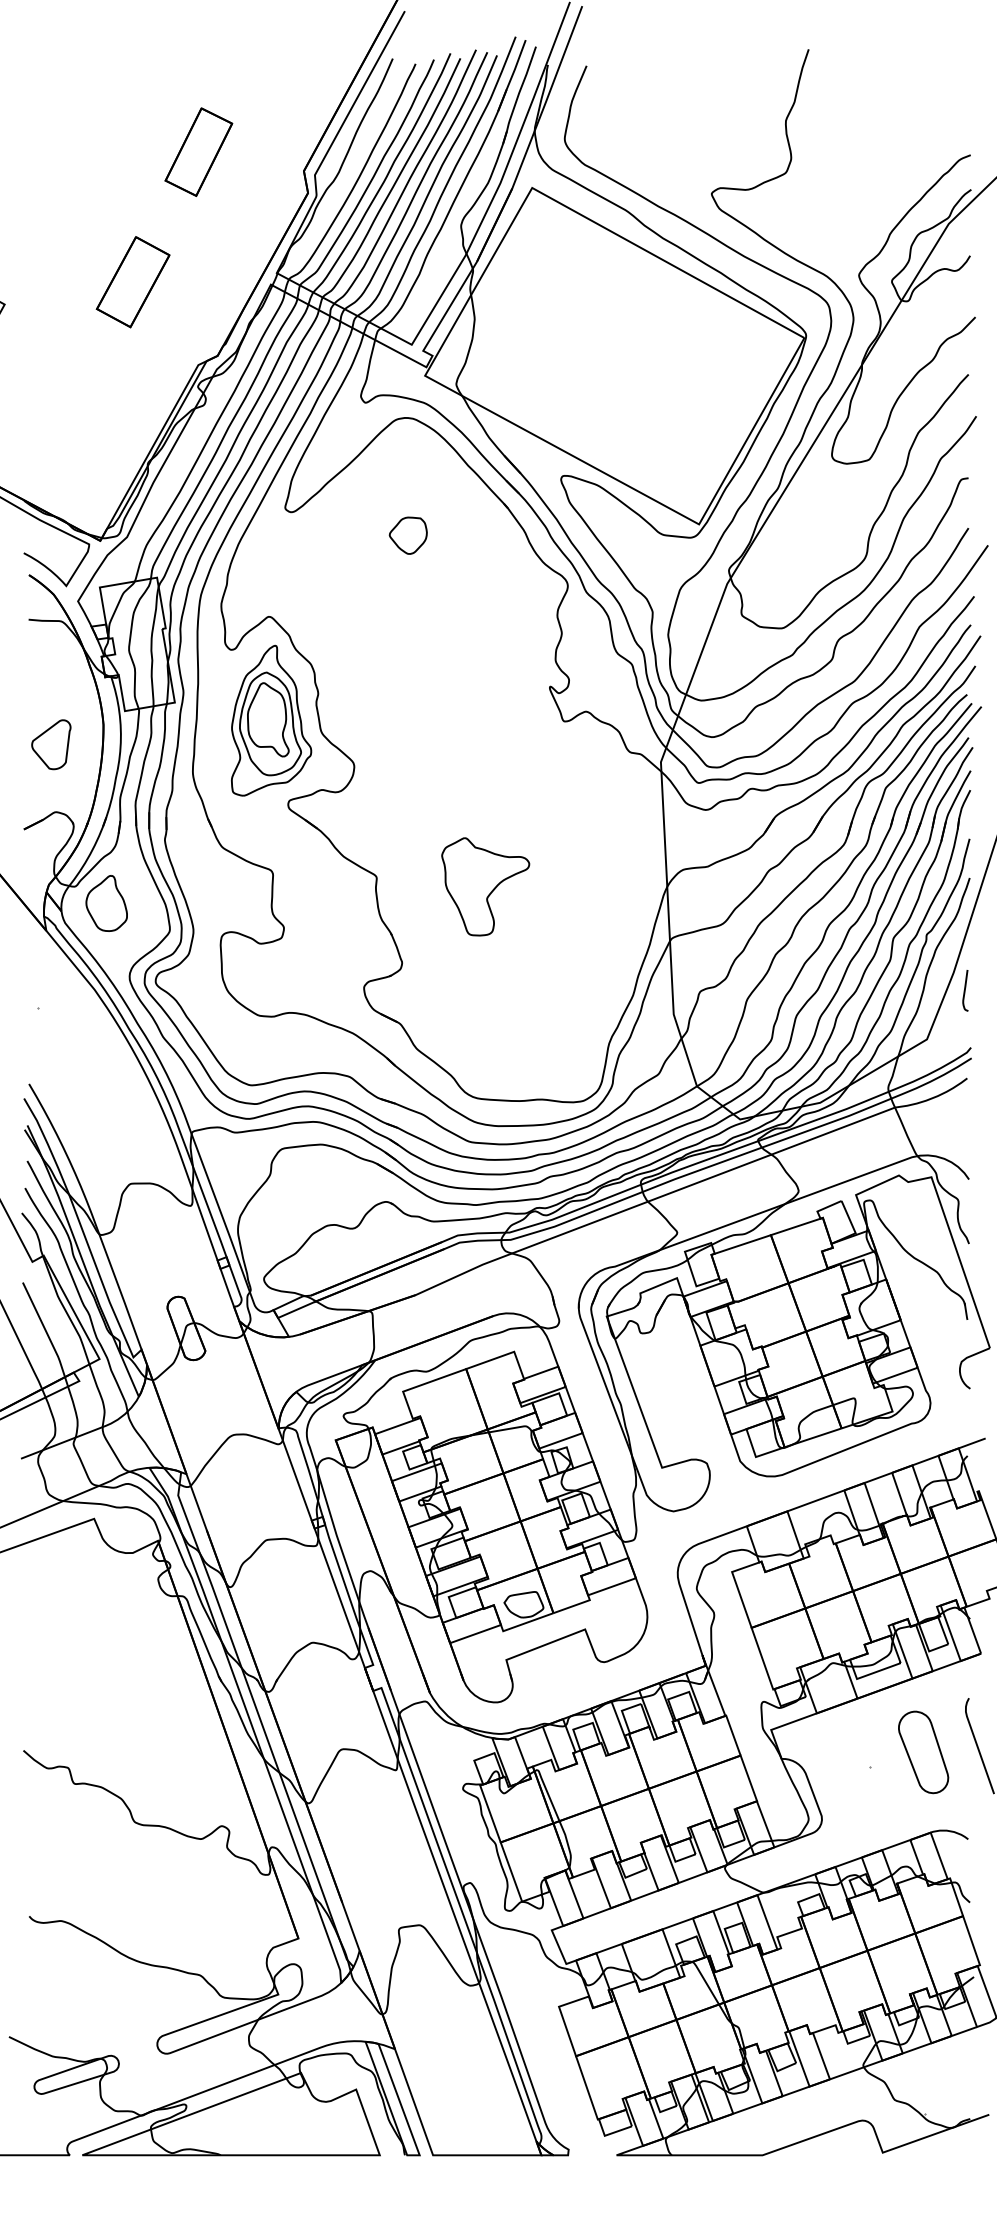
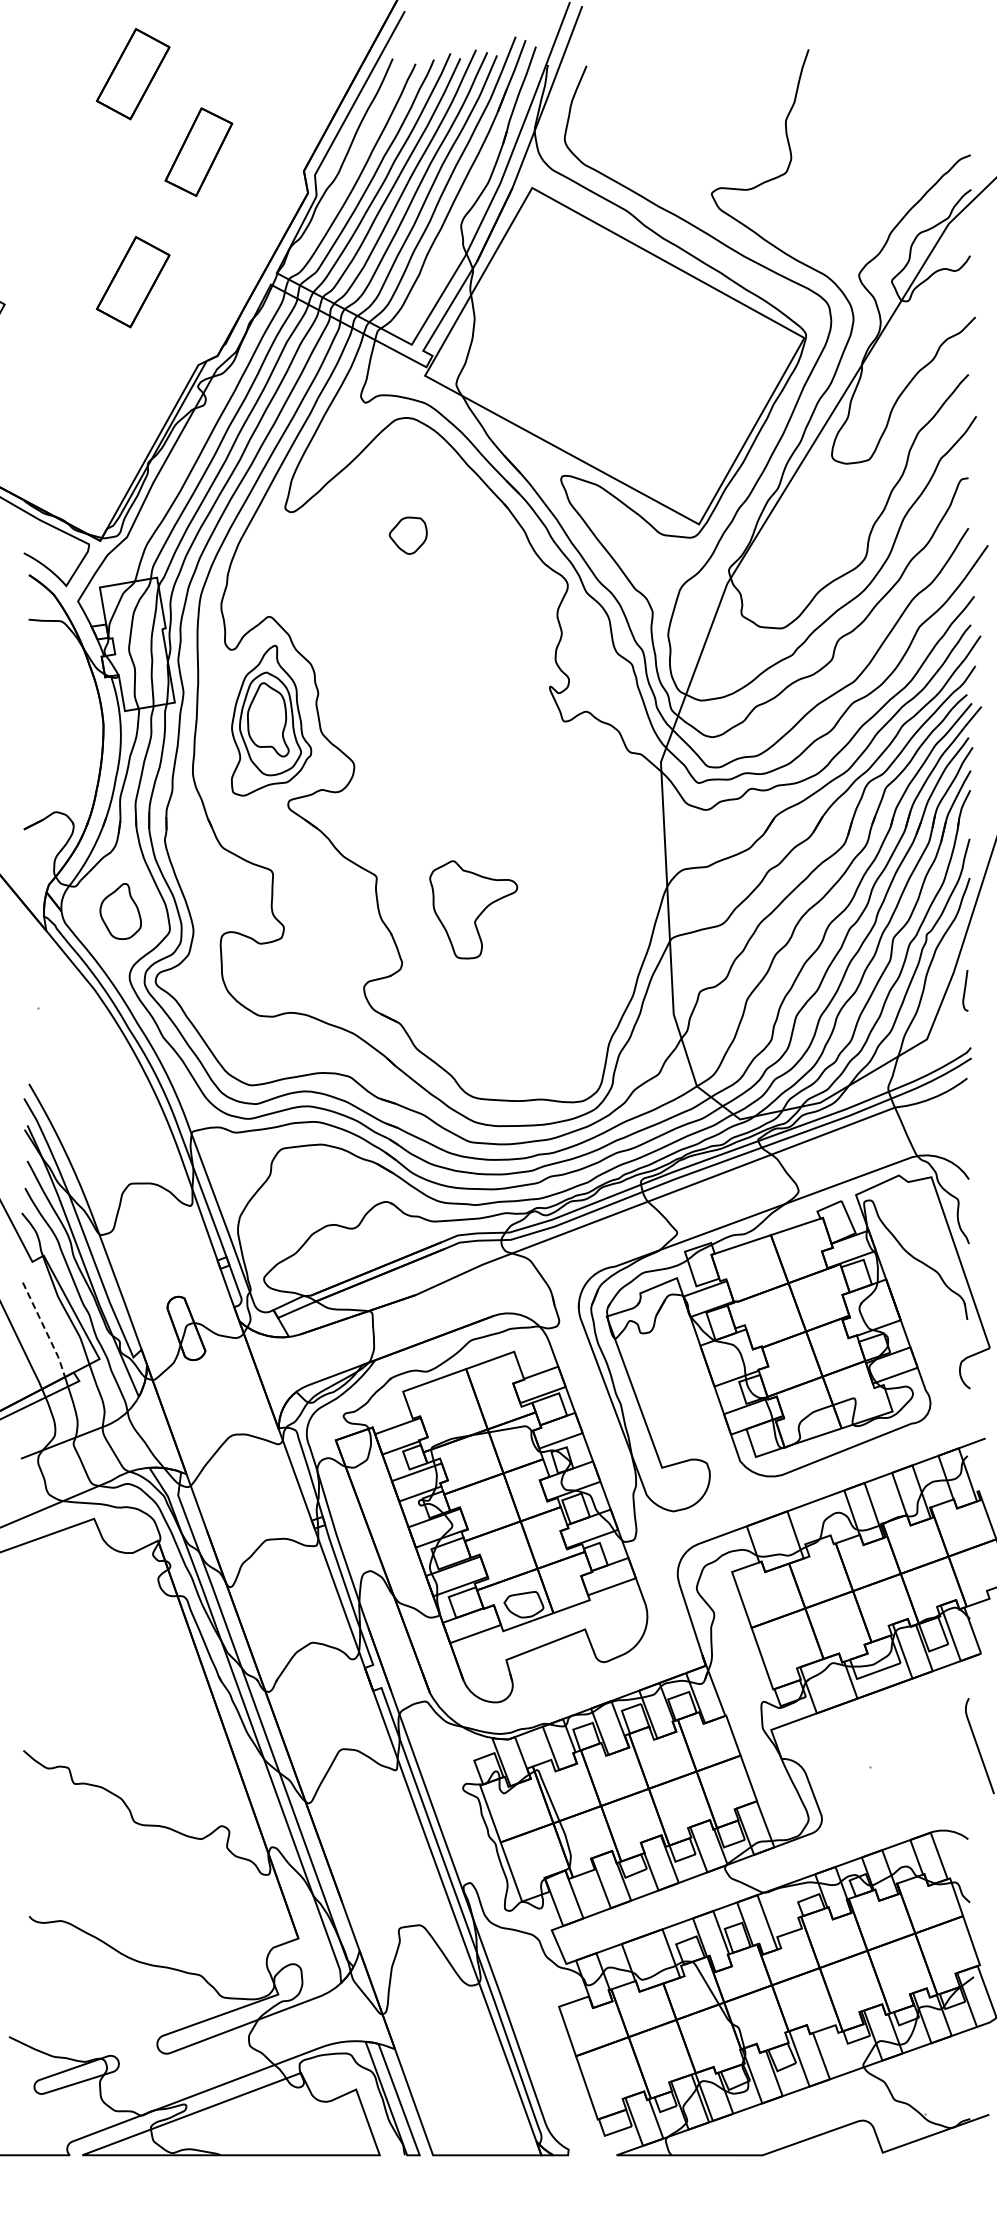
part: none -> present (132, 74)
part: present -> none (51, 744)
part position: (485, 886) -> (473, 909) (473, 909)
part position: (106, 903) -> (120, 911) (120, 911)
line: solid -> dashed (45, 1330)
part: present -> none (923, 1752)
